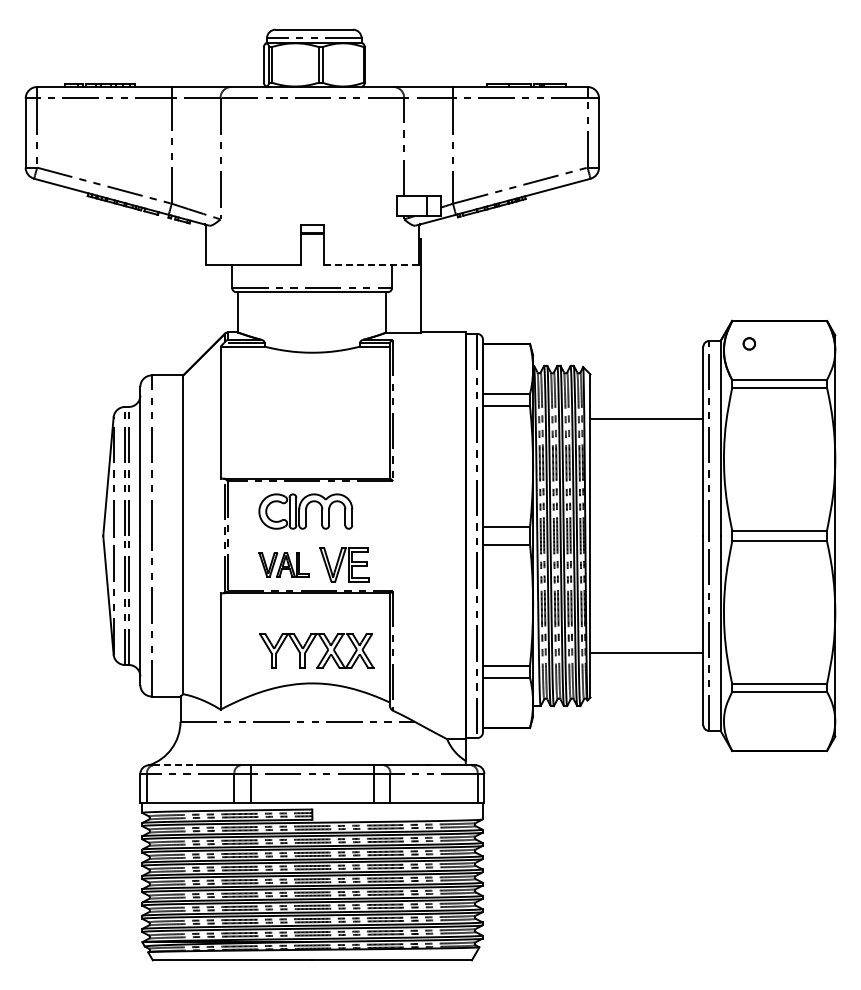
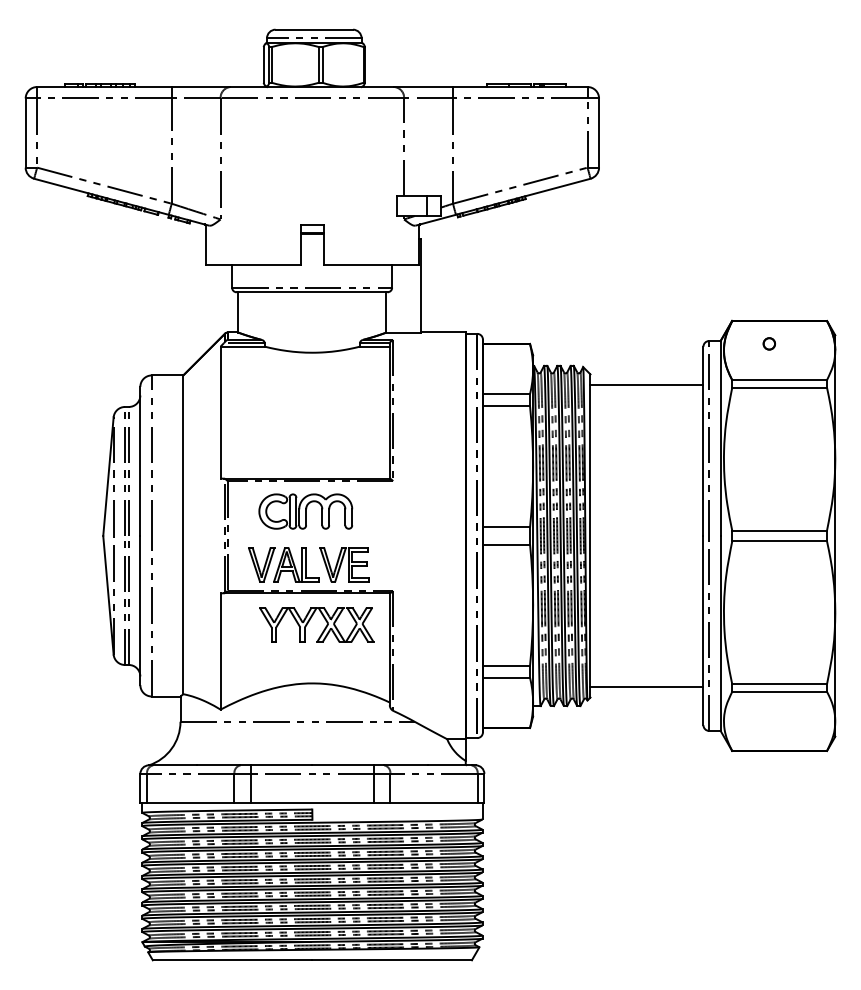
line: dashed -> solid (371, 264)
circle position: (748, 343) -> (768, 343) (768, 343)
line position: (646, 418) -> (646, 384) (646, 384)
part size: 52x26 px -> 72x36 px (283, 564)
part position: (310, 646) -> (310, 620) (310, 620)
line position: (646, 653) -> (646, 687) (646, 687)
line: dashed -> solid (174, 765)
